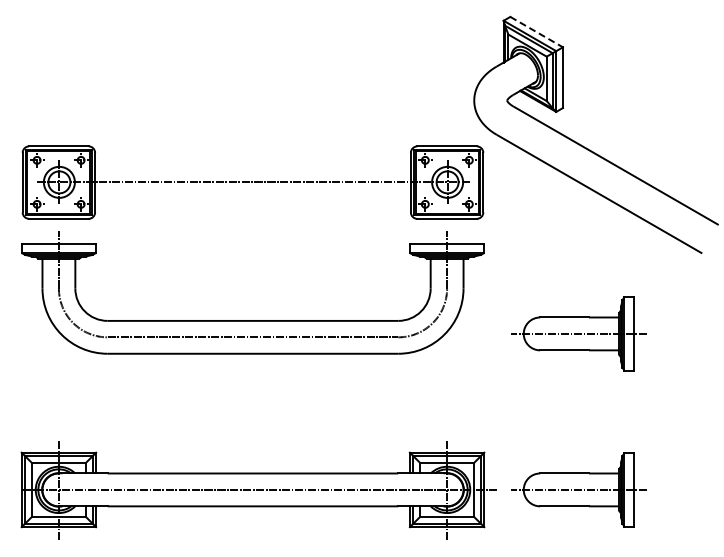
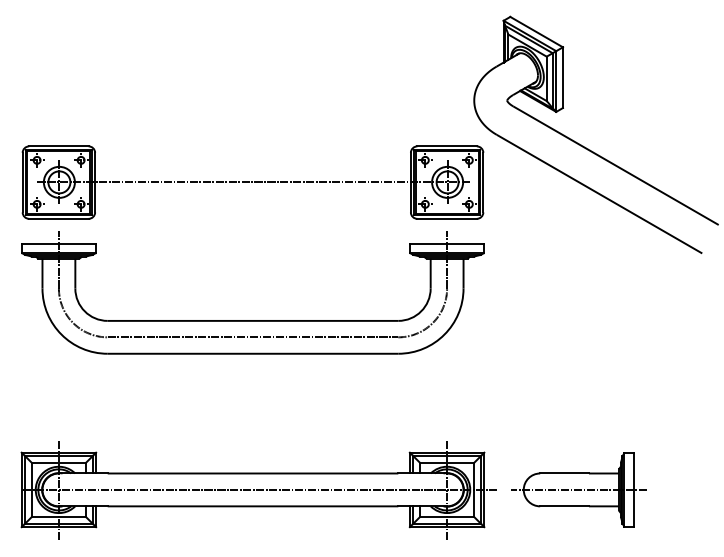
line: dashed -> solid (537, 32)
part: present -> none (578, 333)
